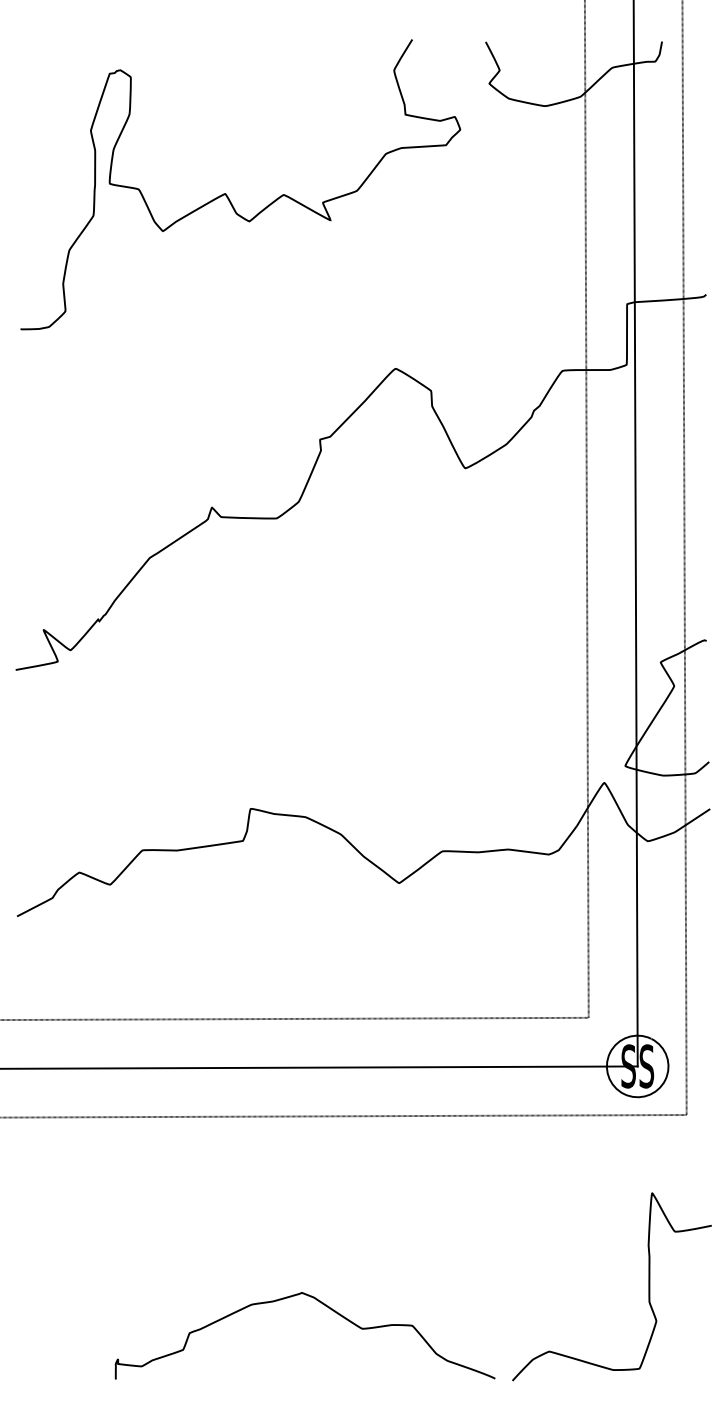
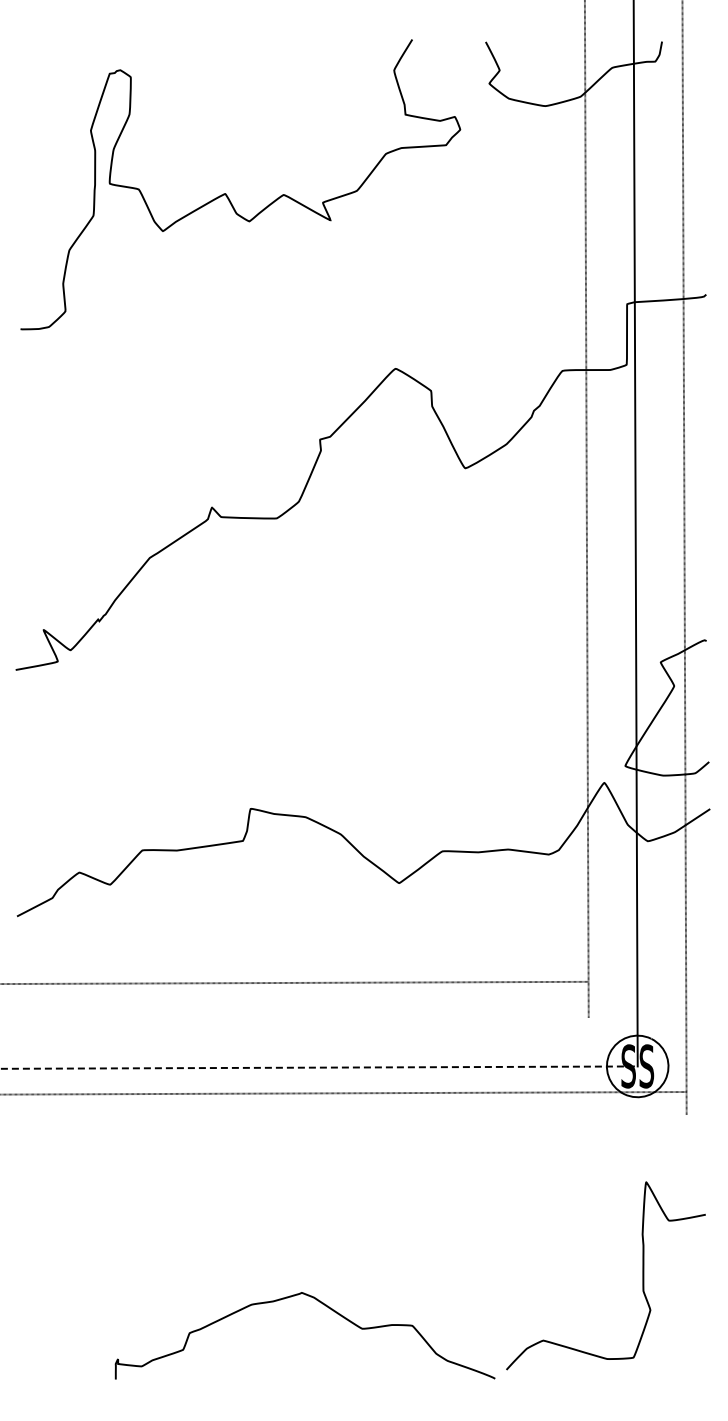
line position: (295, 1018) -> (295, 982) (295, 982)
line: solid -> dashed (319, 1067)
line position: (344, 1116) -> (344, 1093) (344, 1093)
curve position: (648, 1286) -> (642, 1275) (642, 1275)
